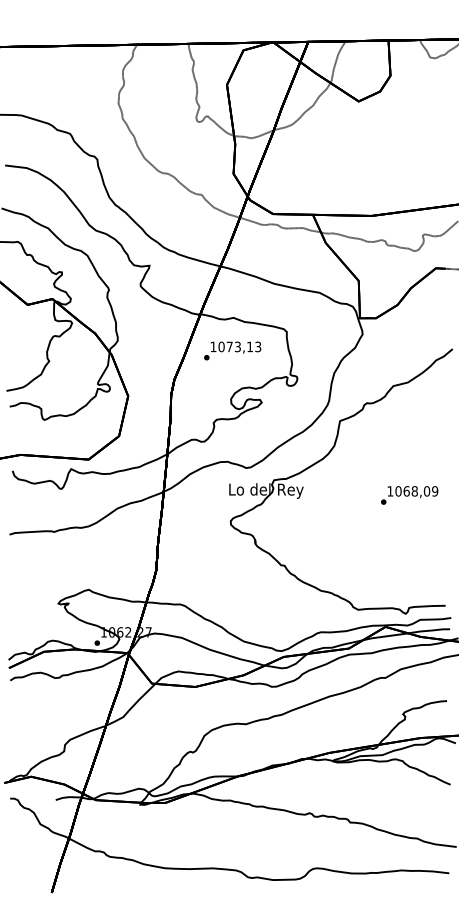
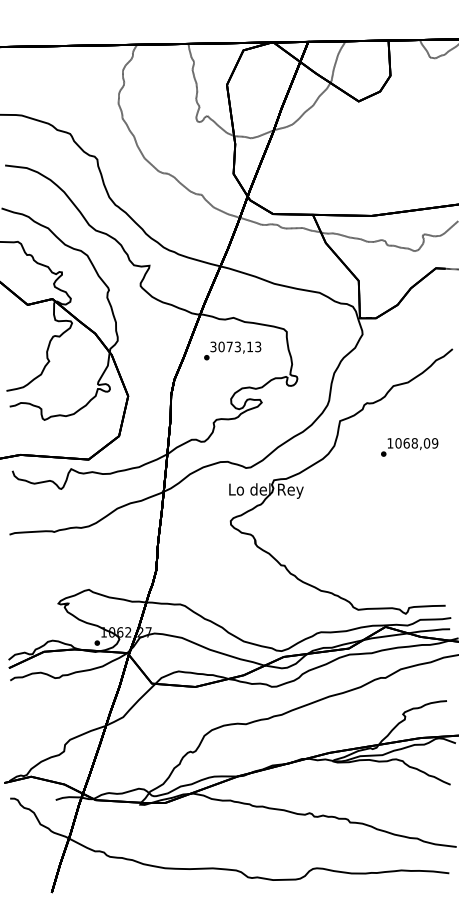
text: 1073,13 -> 3073,13 (213, 346)
text position: (409, 495) -> (409, 447) (409, 447)
